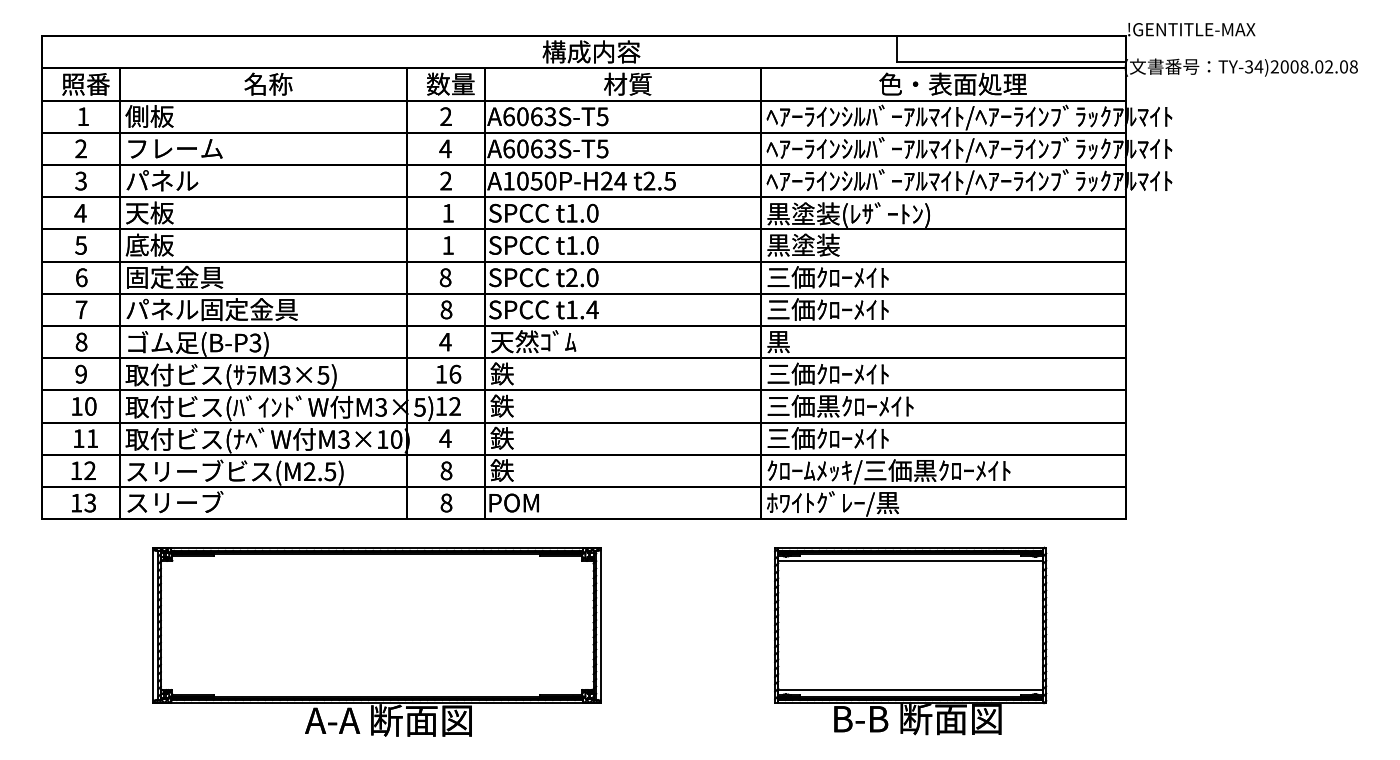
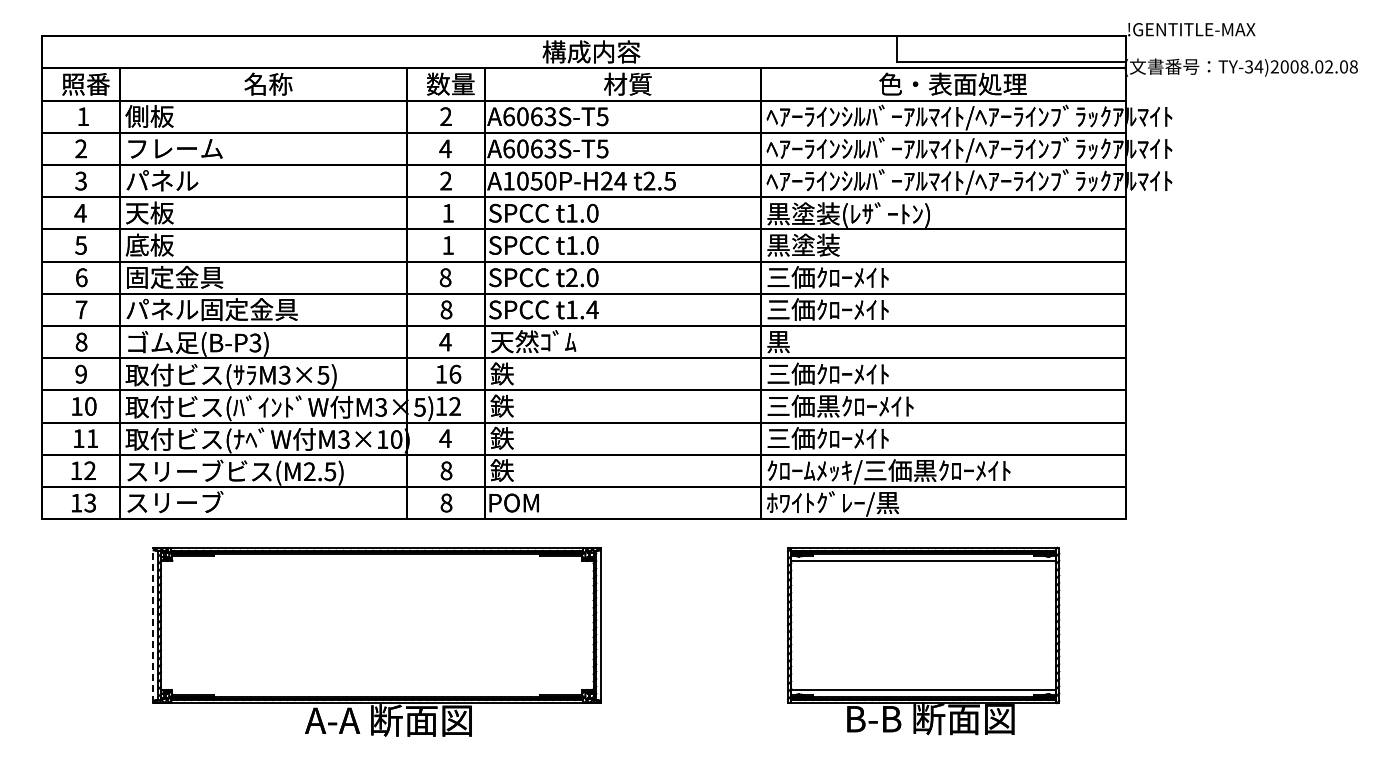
line: solid -> dashed (153, 625)
part position: (910, 640) -> (923, 640) (923, 640)
